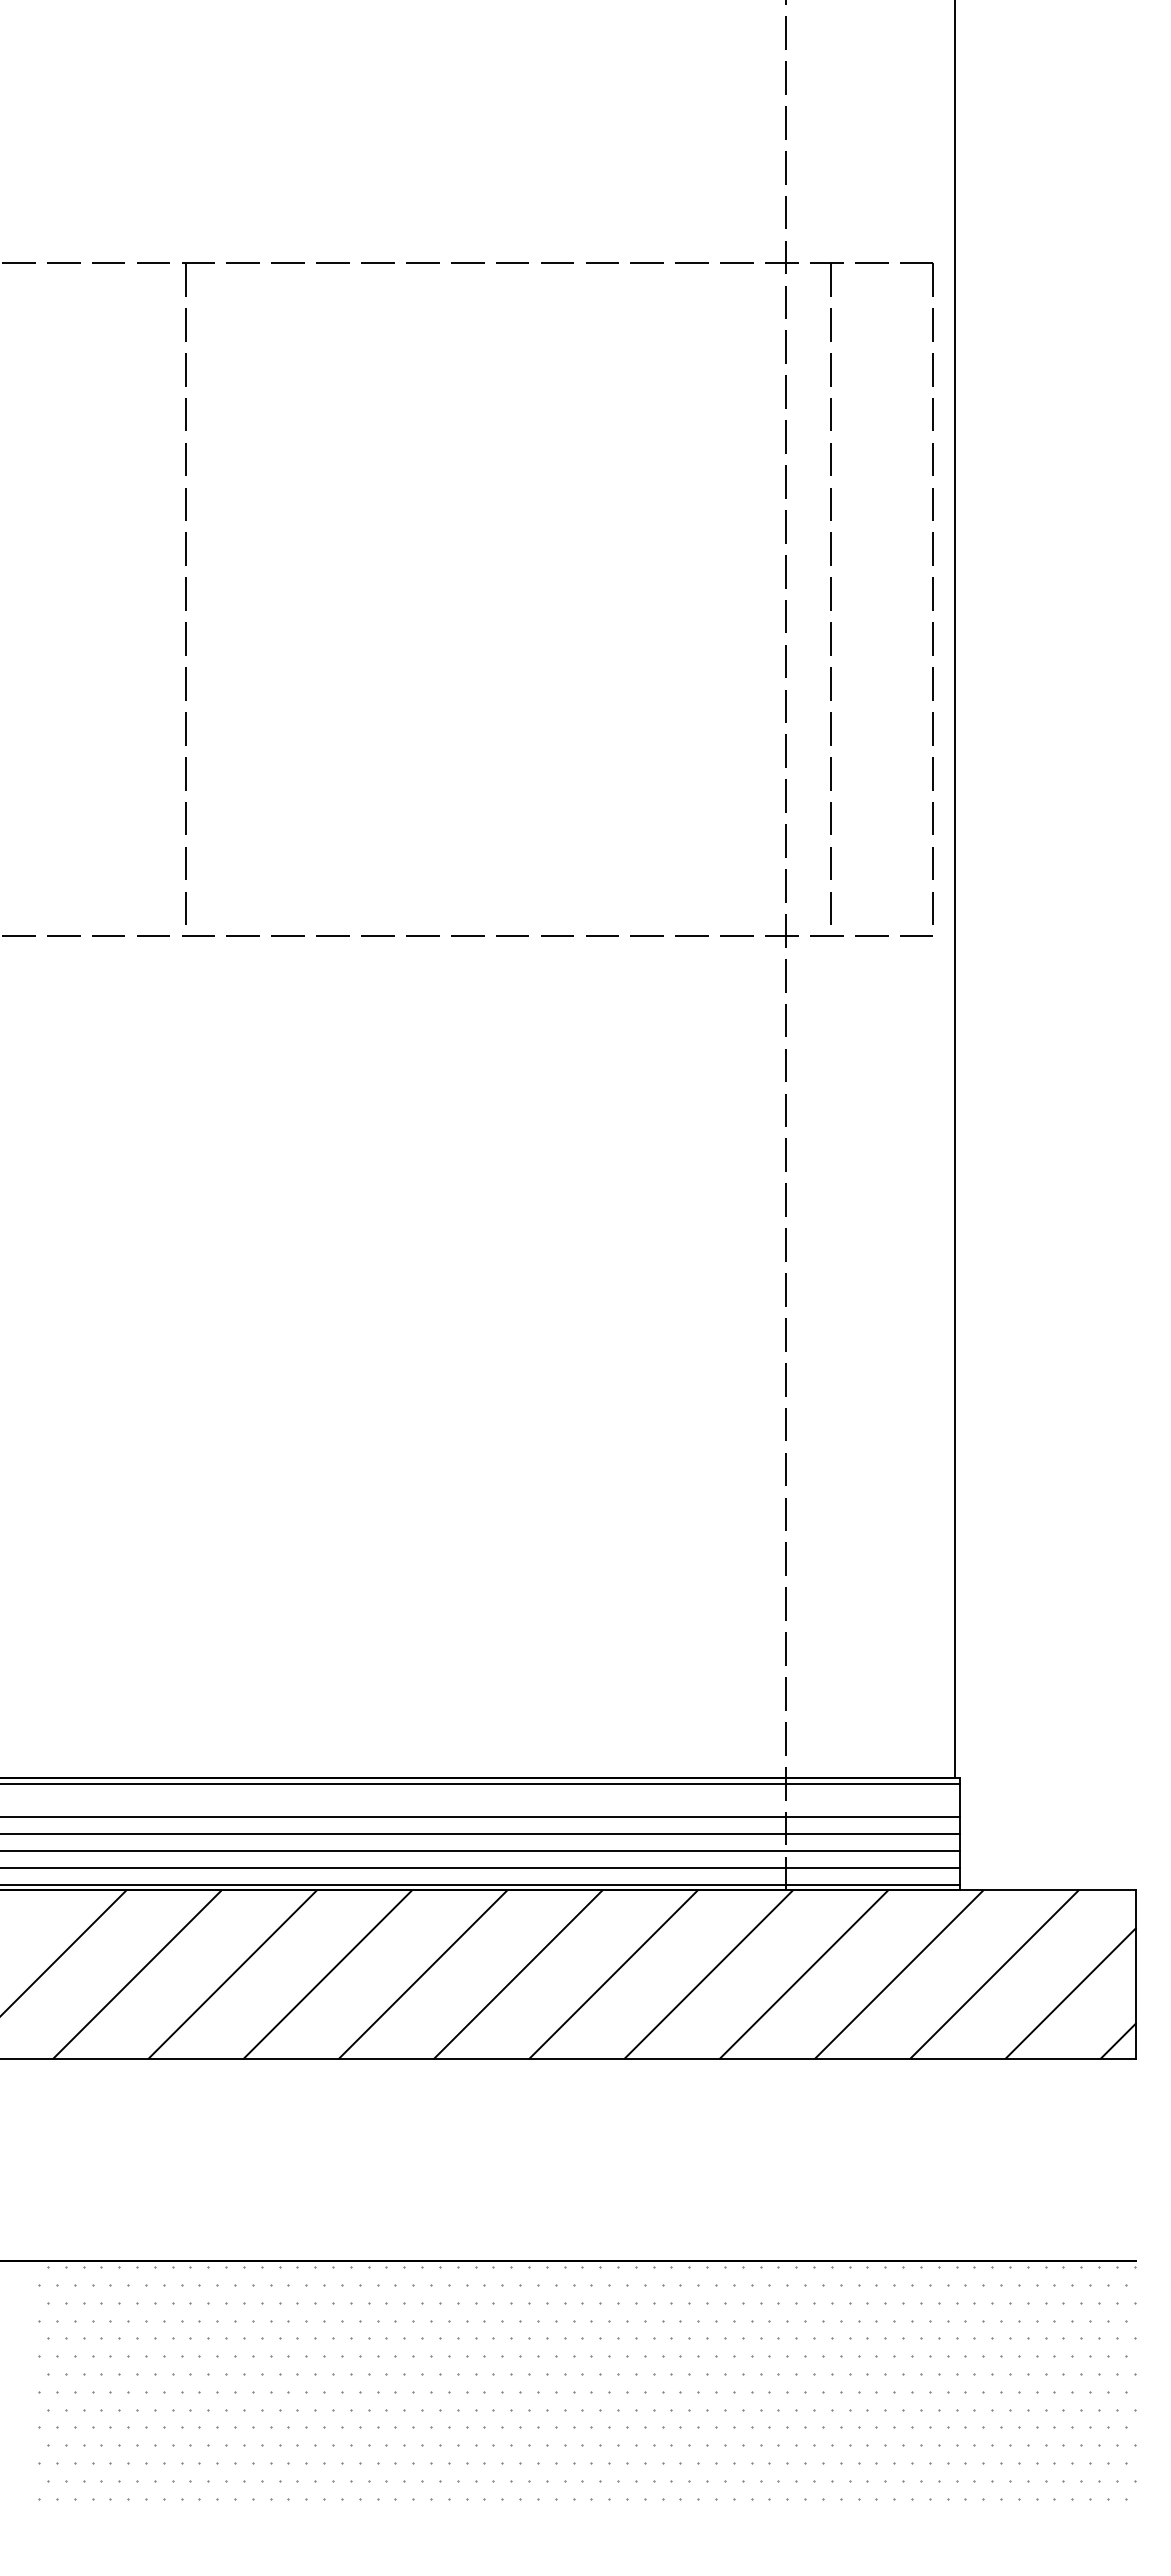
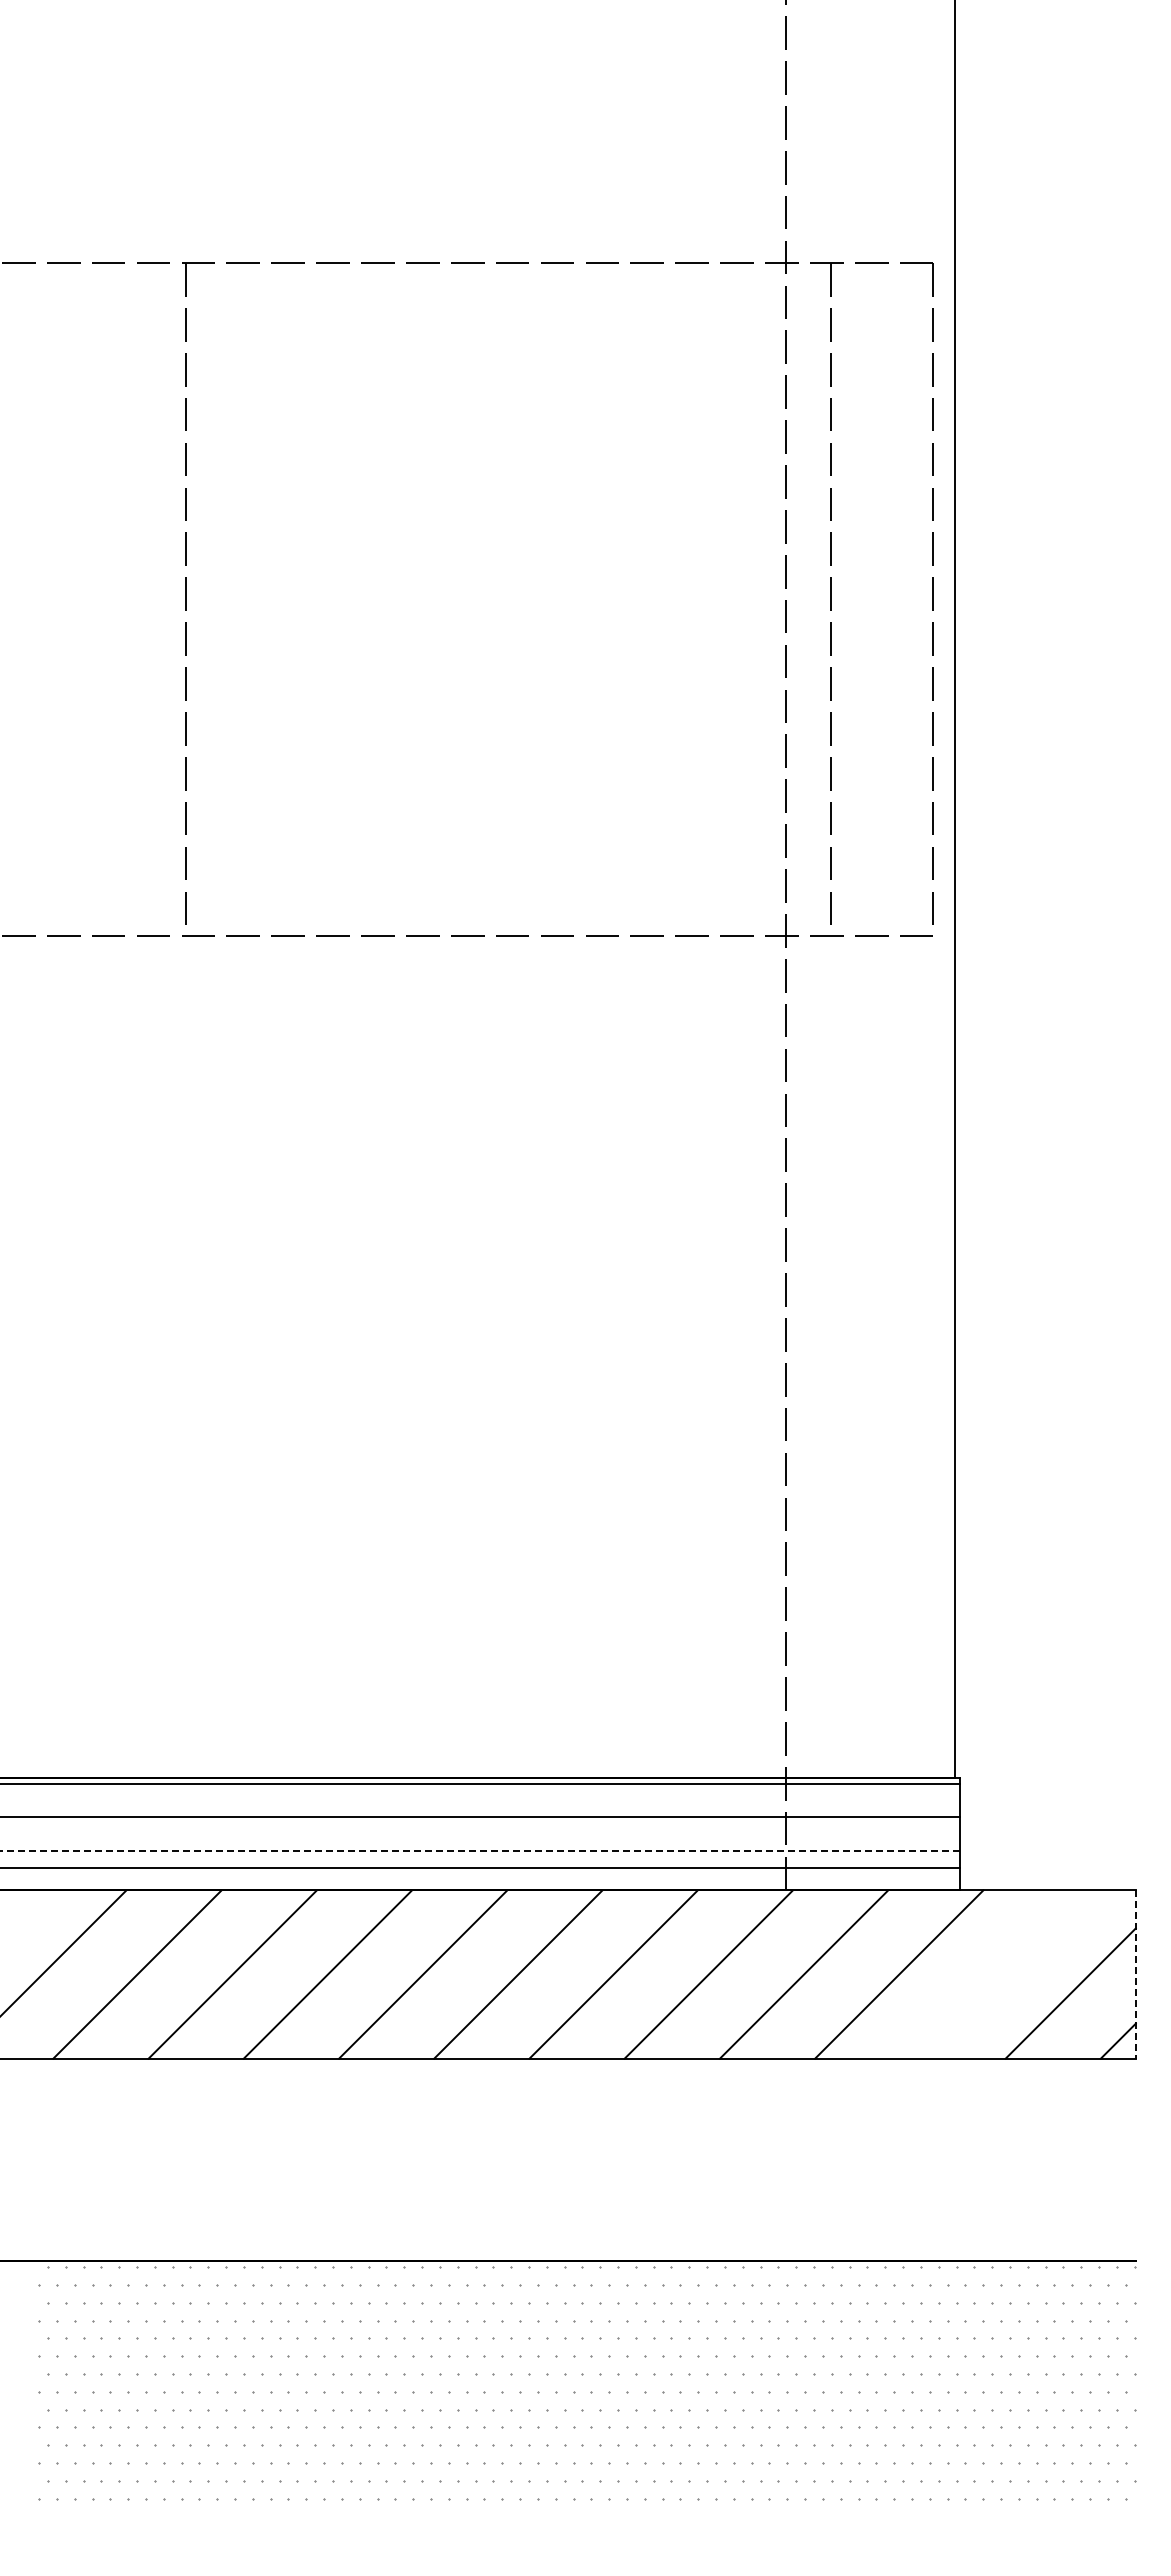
line: present -> none (481, 1834)
line: solid -> dashed (480, 1851)
line: present -> none (481, 1884)
line: present -> none (994, 1974)
line: solid -> dashed (1135, 1975)
